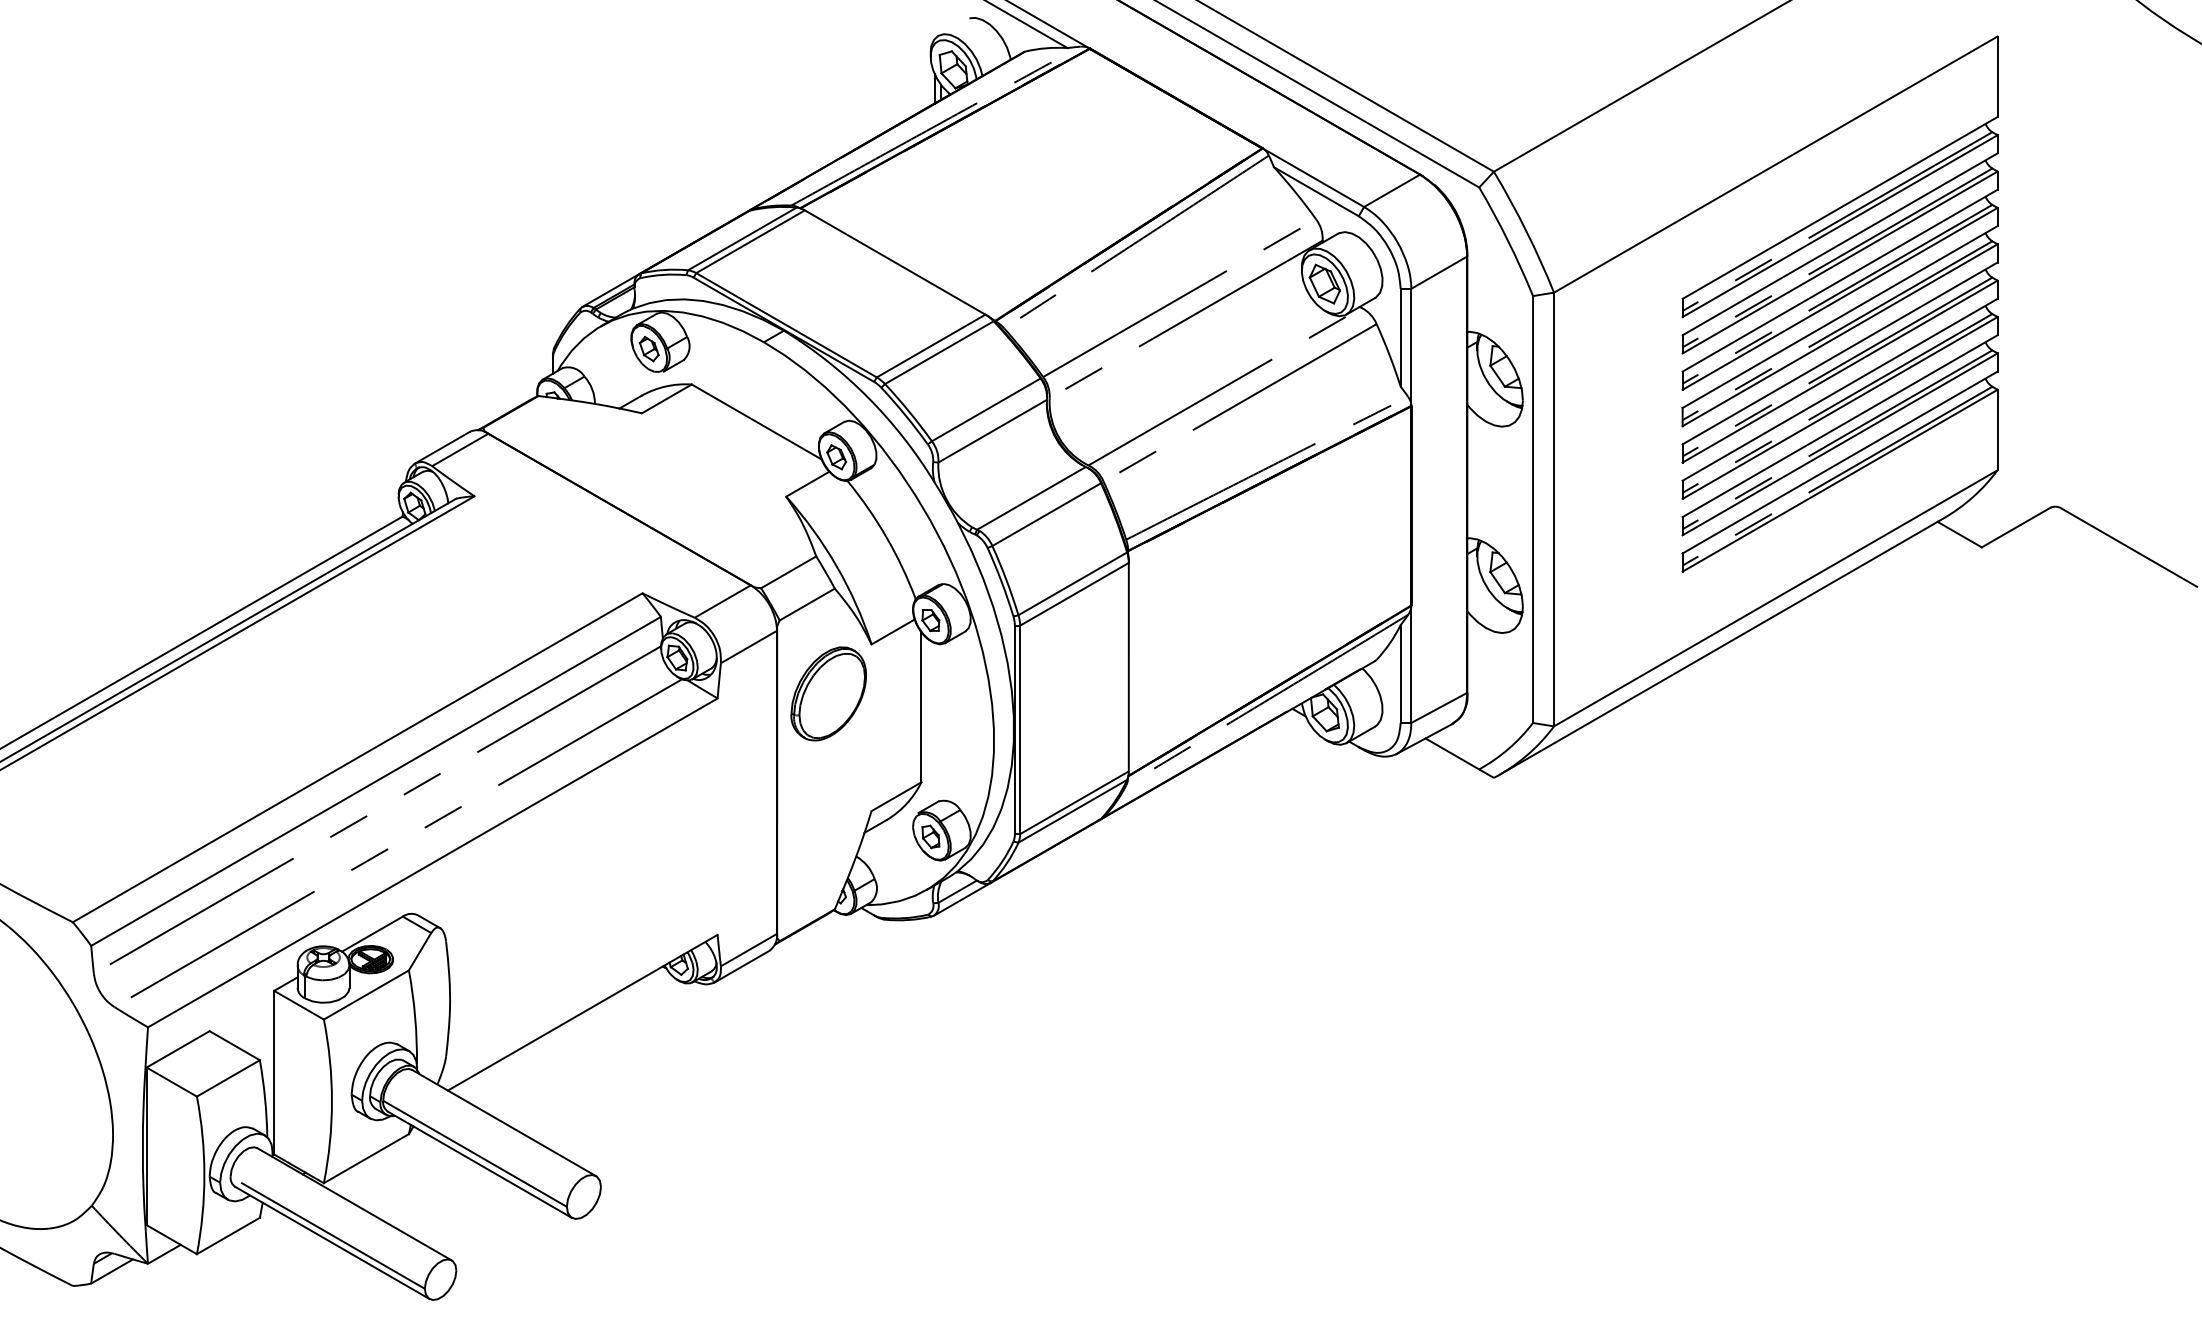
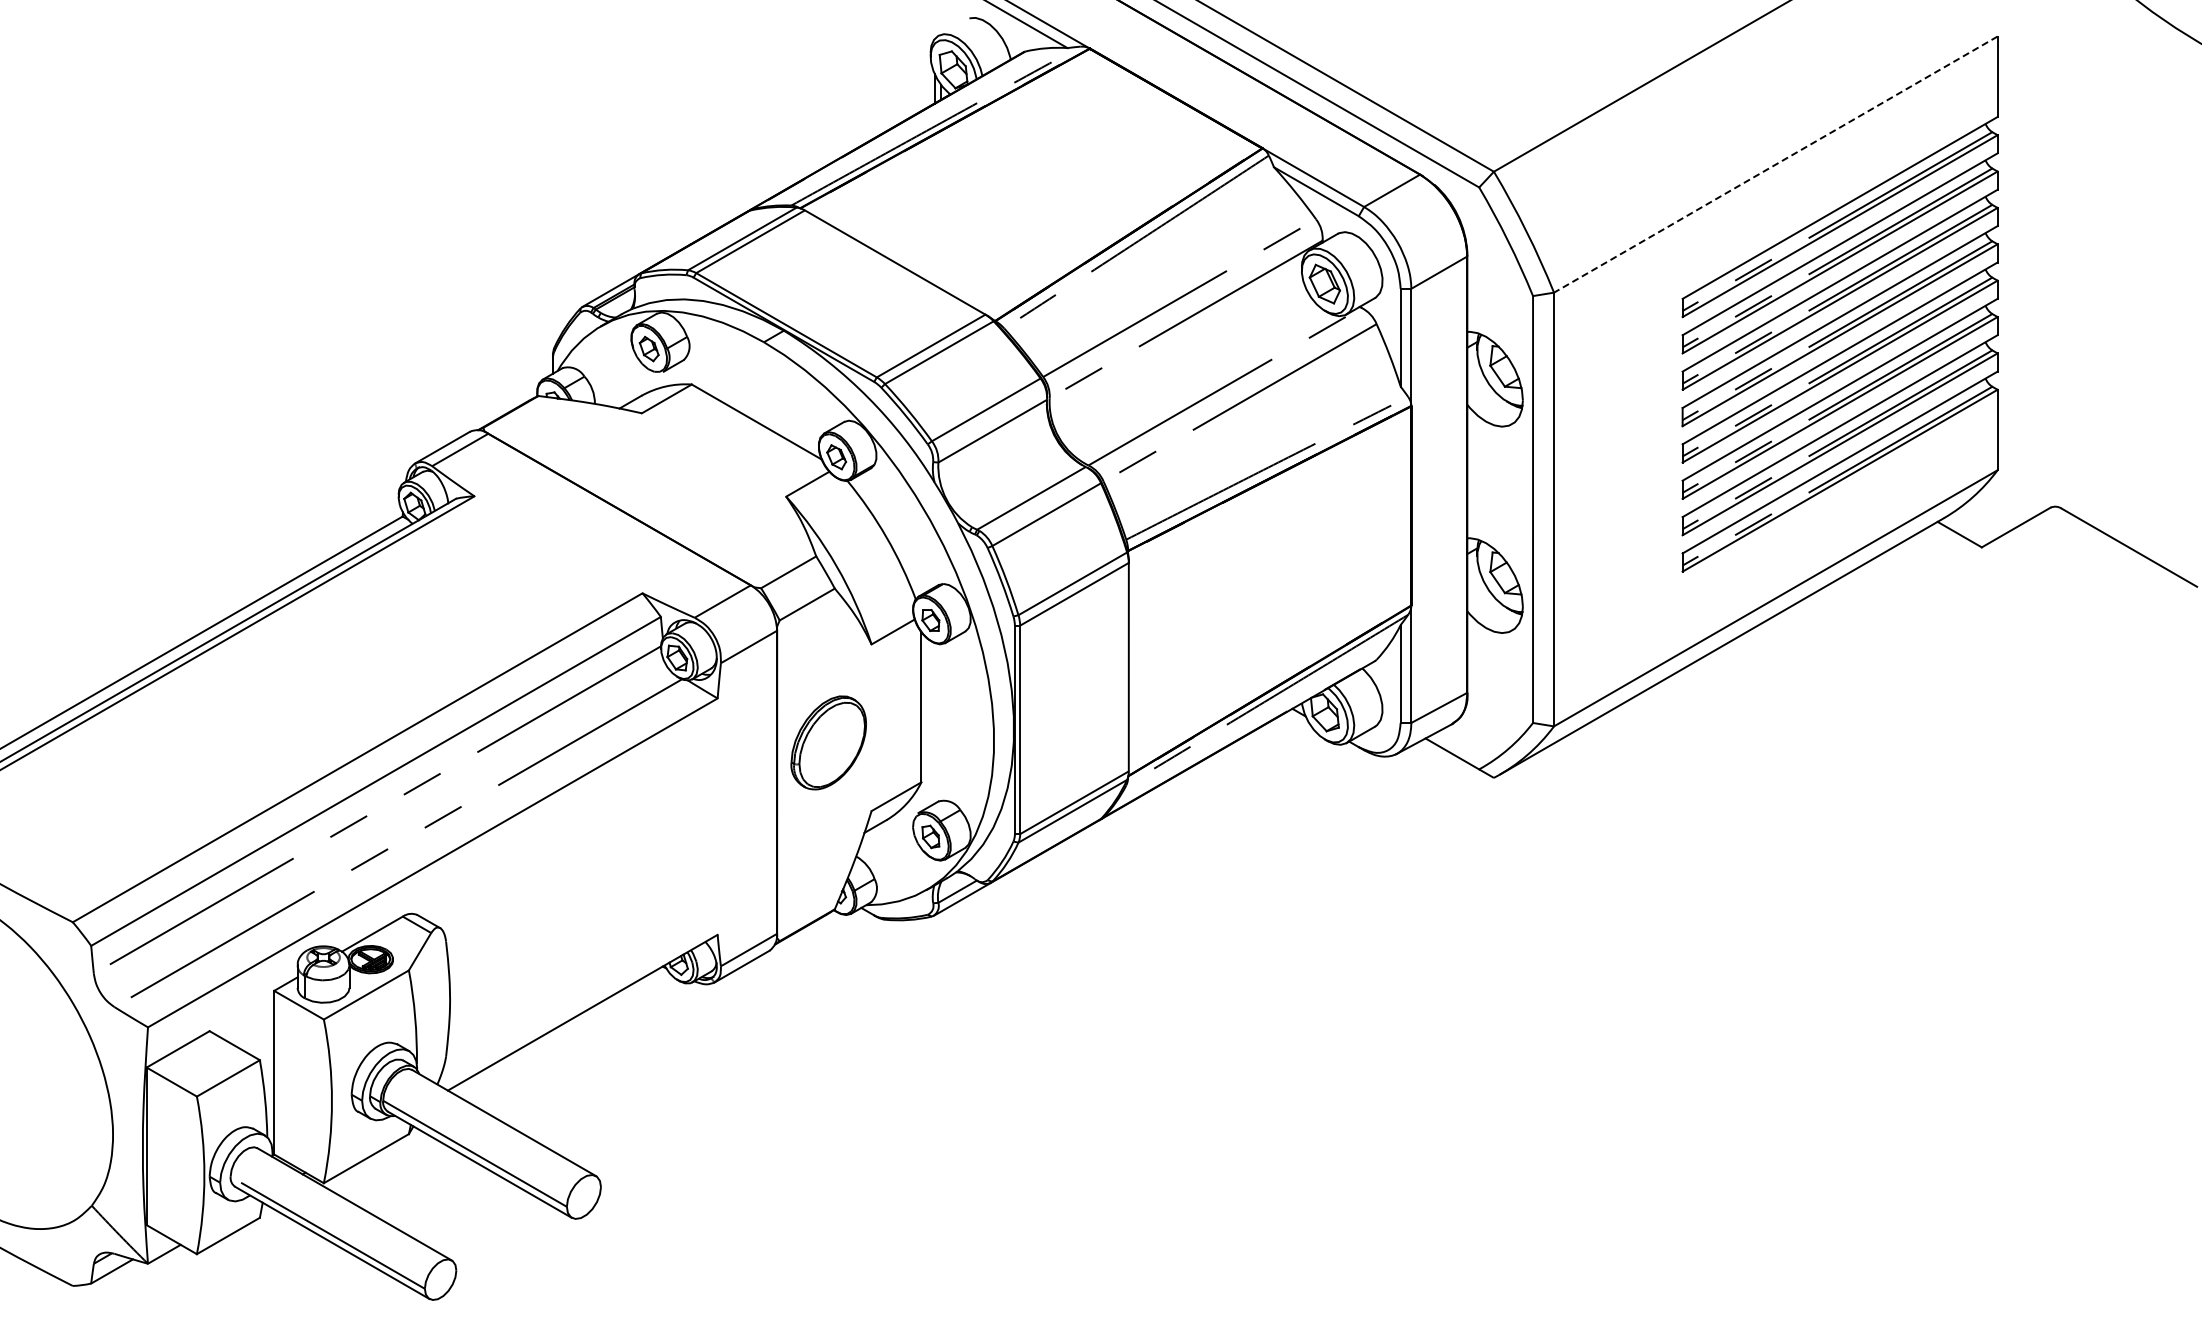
line: solid -> dashed (1775, 164)
part position: (828, 693) -> (828, 742) (828, 742)
